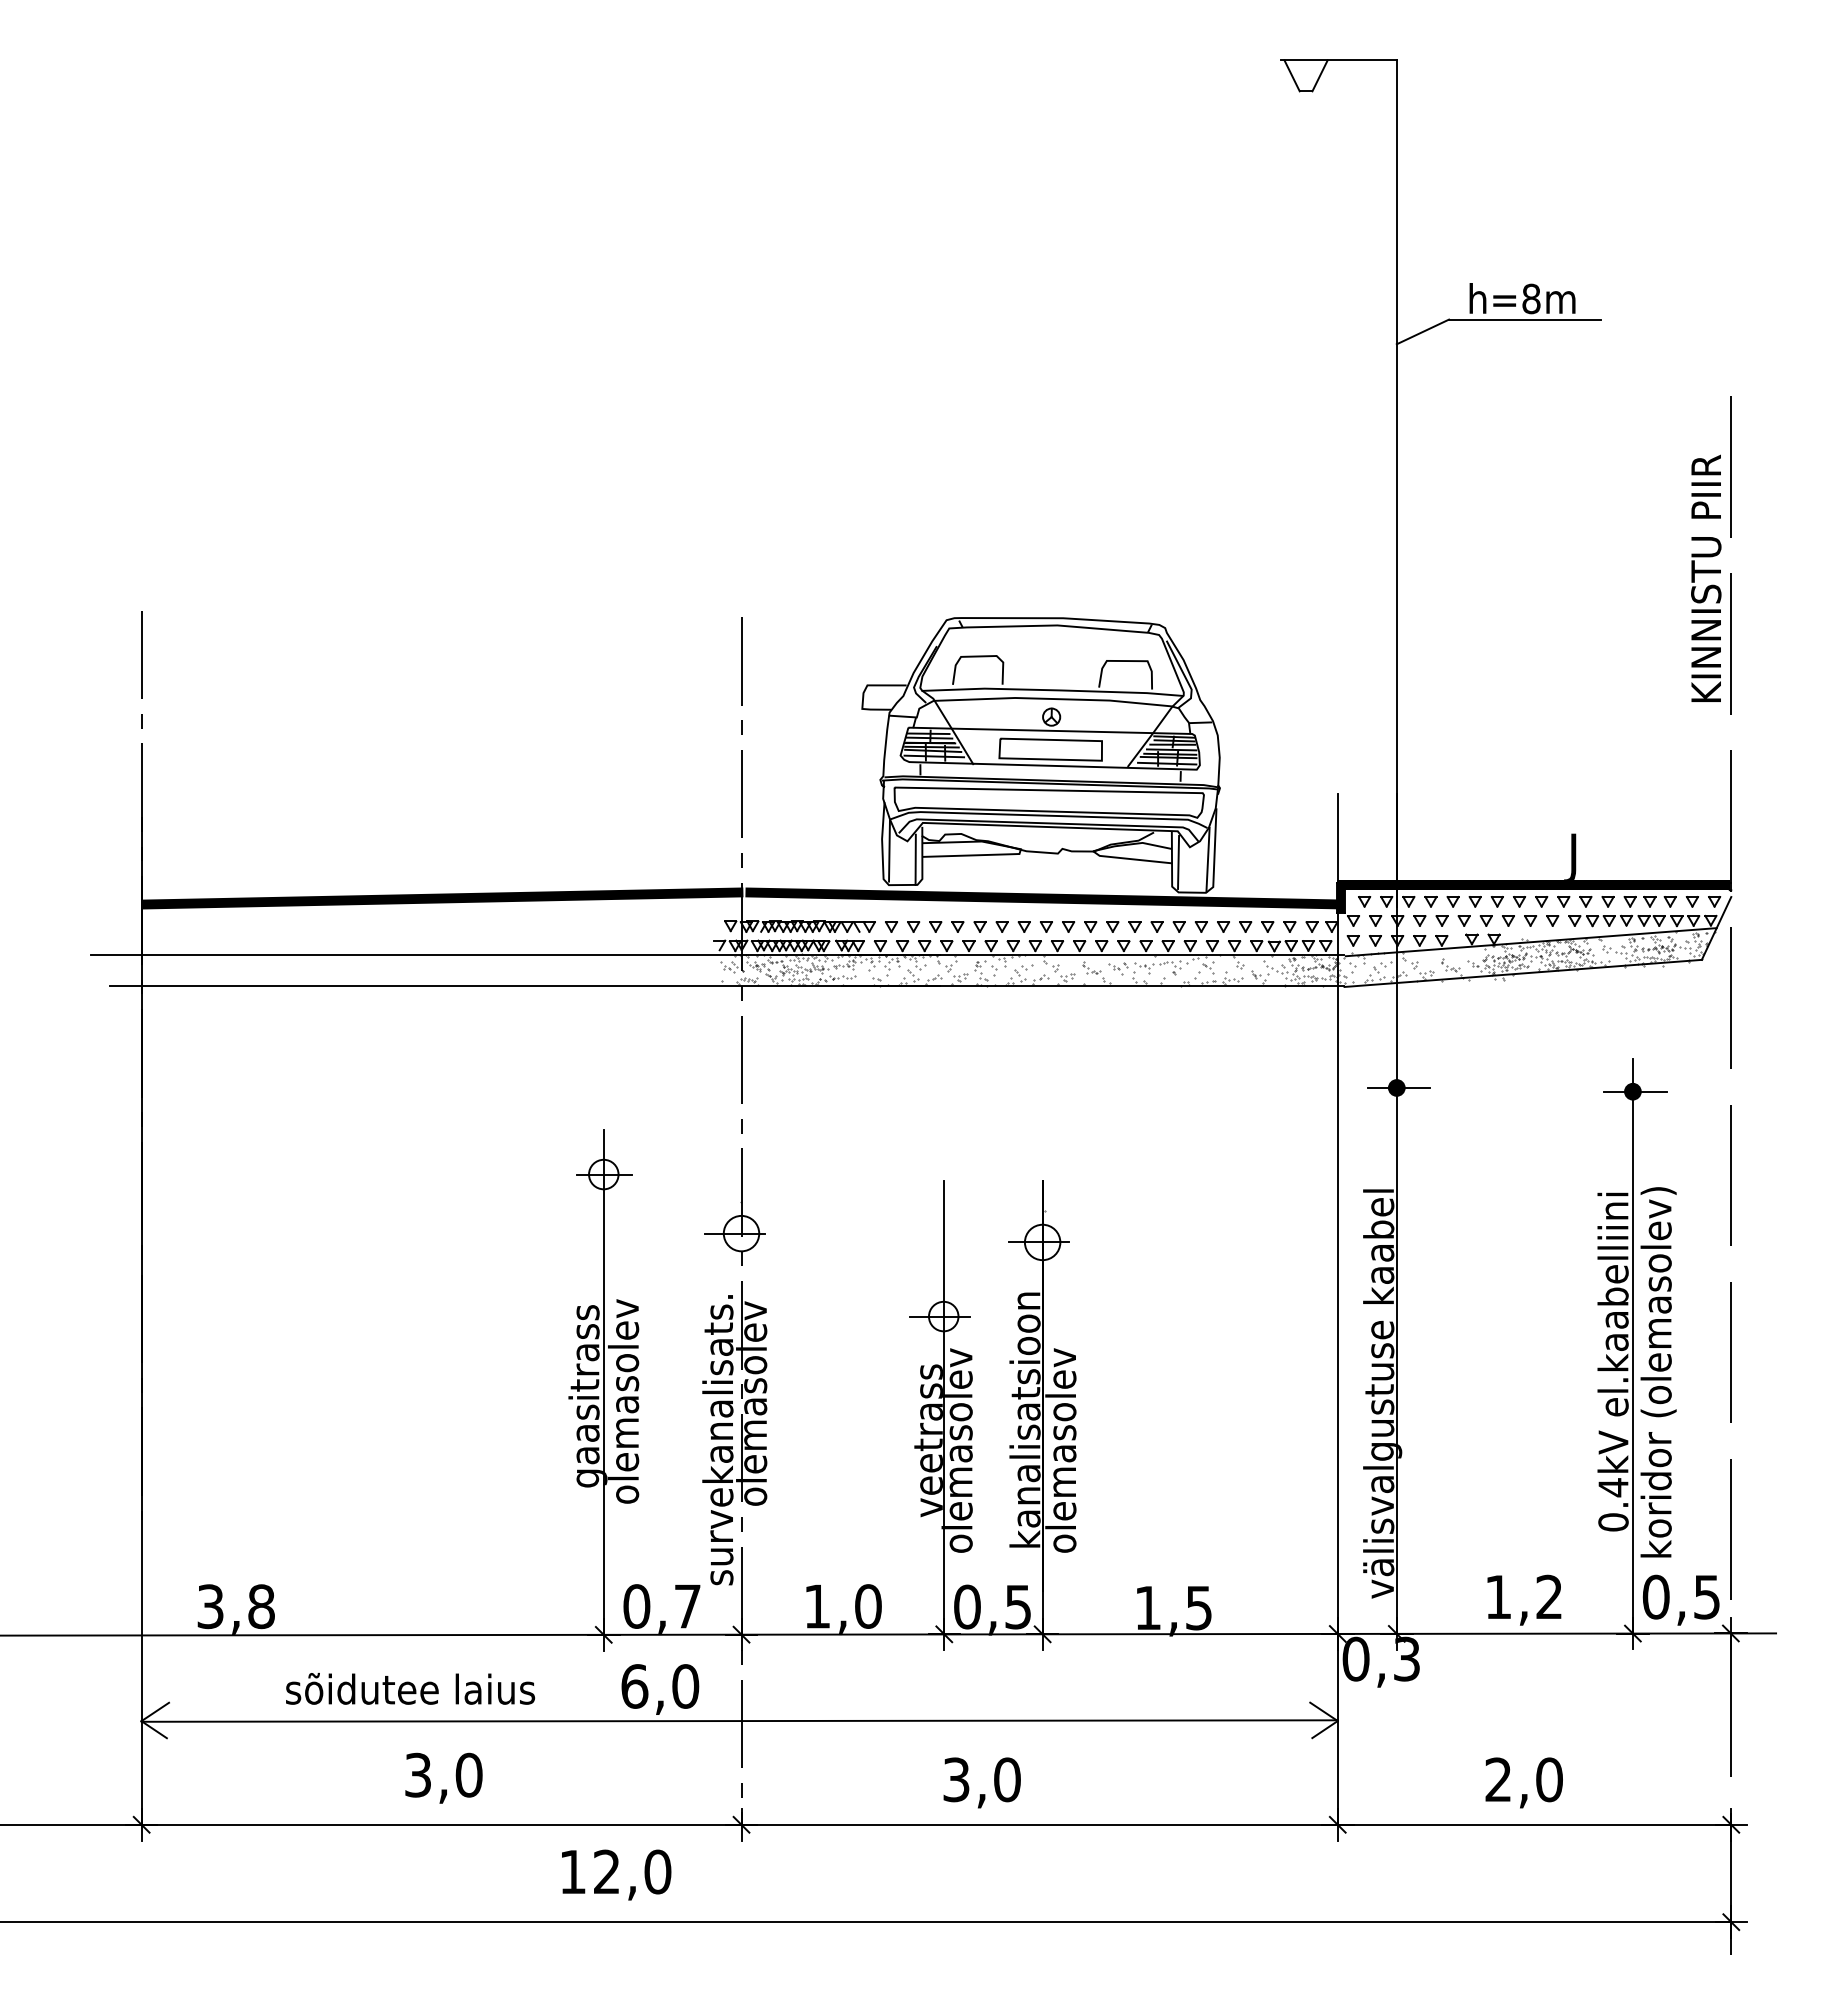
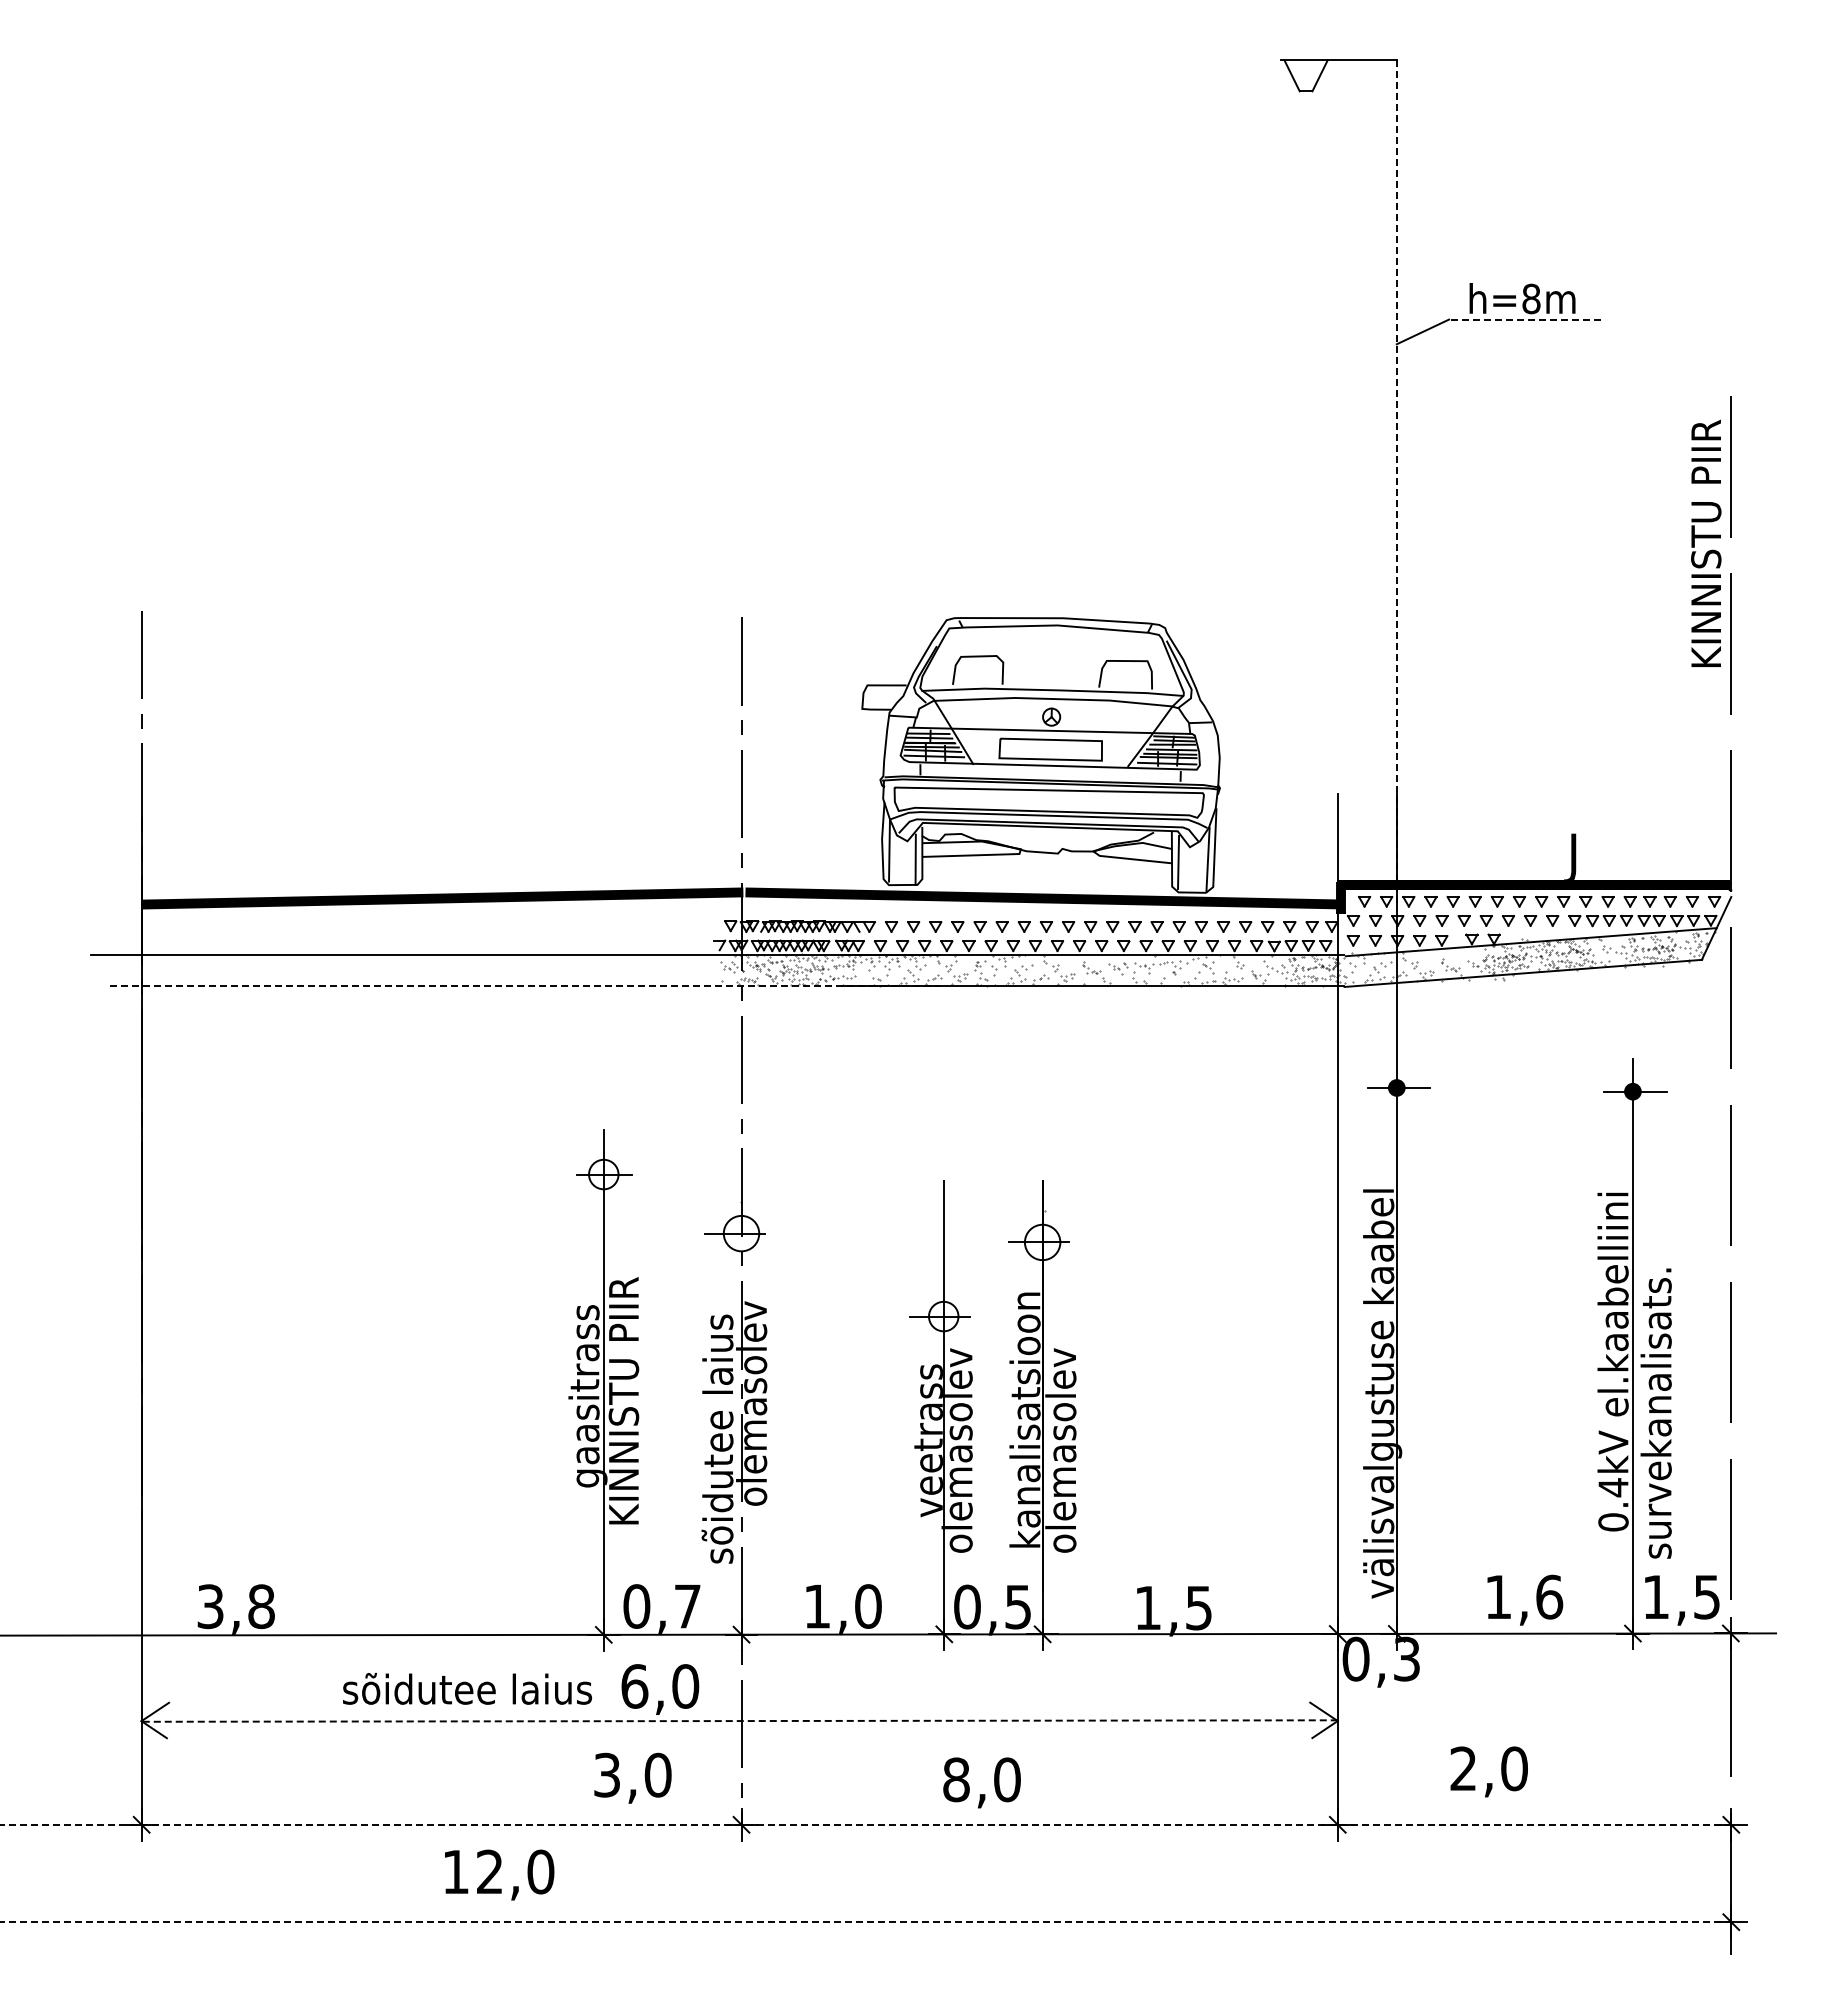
line: solid -> dashed (1524, 319)
line: solid -> dashed (1396, 484)
text position: (1706, 577) -> (1706, 542) (1706, 542)
line: solid -> dashed (525, 986)
text: koridor (olemasolev) -> survekanalisats. (1658, 1372)
text: olemasolev -> KINNISTU PIIR (623, 1400)
text: survekanalisats. -> sõidutee laius (717, 1440)
text: 1,2 -> 1,6 (1549, 1596)
text: 0,5 -> 1,5 (1655, 1596)
text position: (410, 1688) -> (467, 1688) (467, 1688)
line: solid -> dashed (739, 1721)
text position: (443, 1777) -> (632, 1777) (632, 1777)
text: 3,0 -> 8,0 (956, 1779)
text position: (1523, 1782) -> (1488, 1771) (1488, 1771)
line: solid -> dashed (866, 1824)
text position: (616, 1874) -> (499, 1874) (499, 1874)
line: solid -> dashed (866, 1922)
